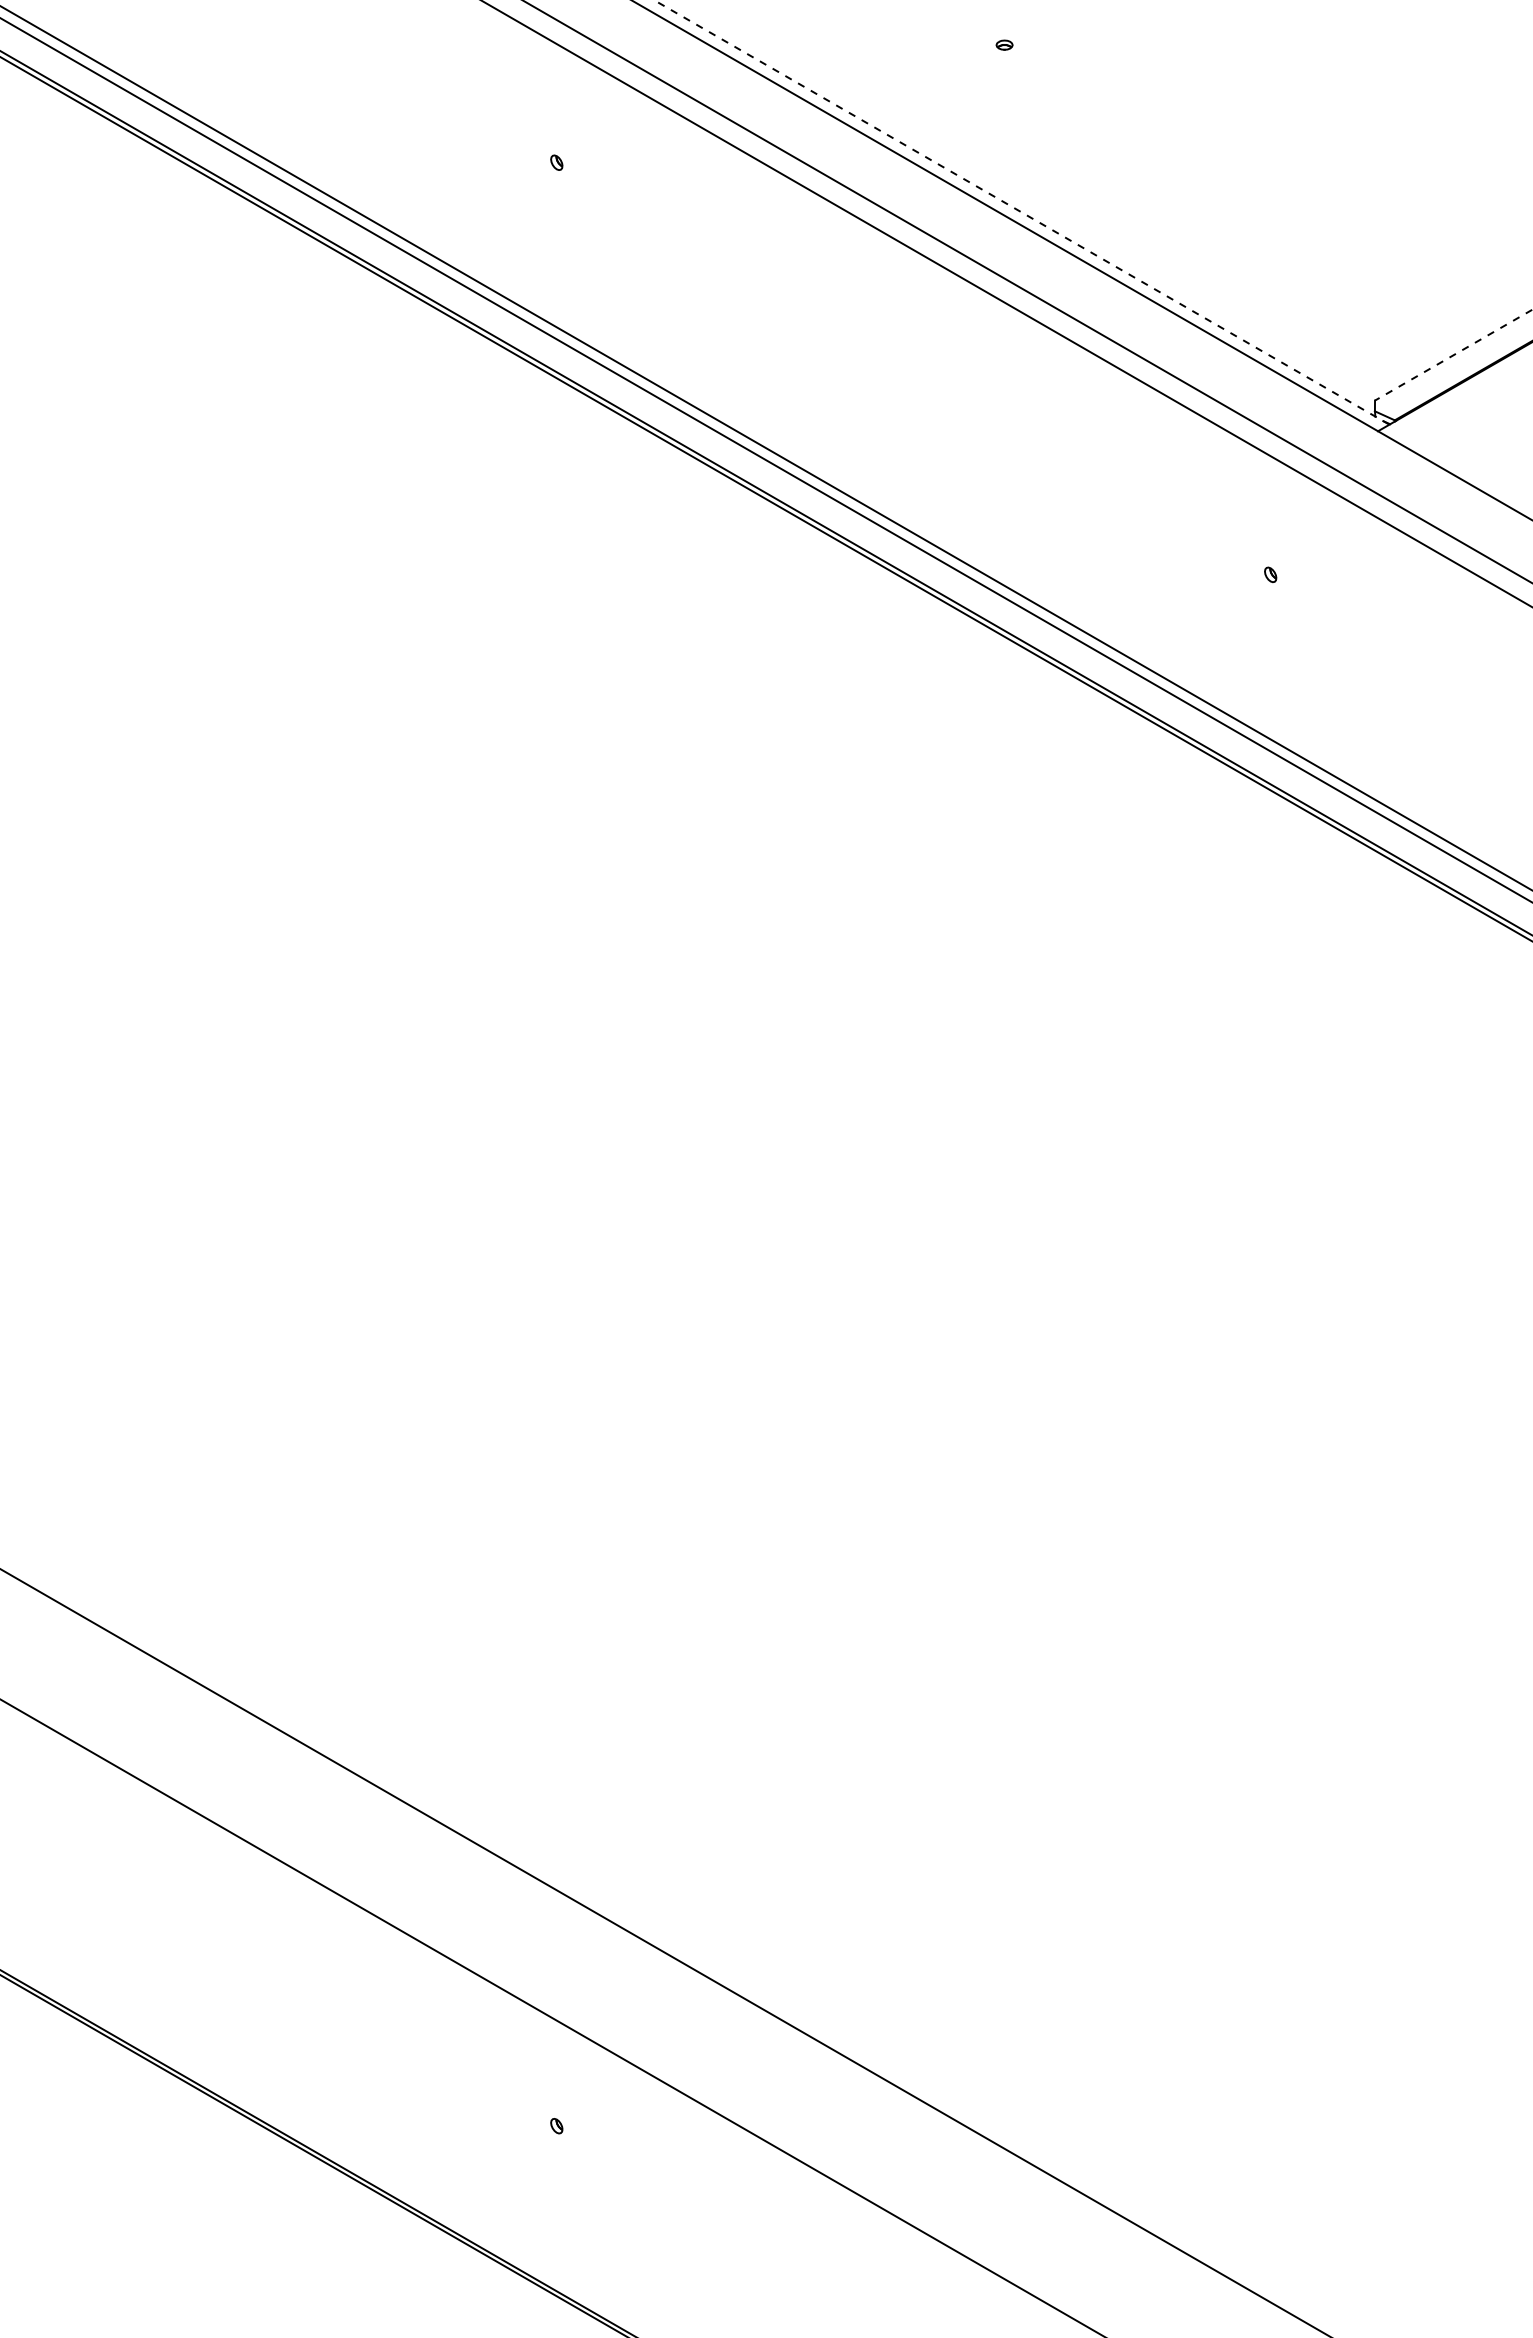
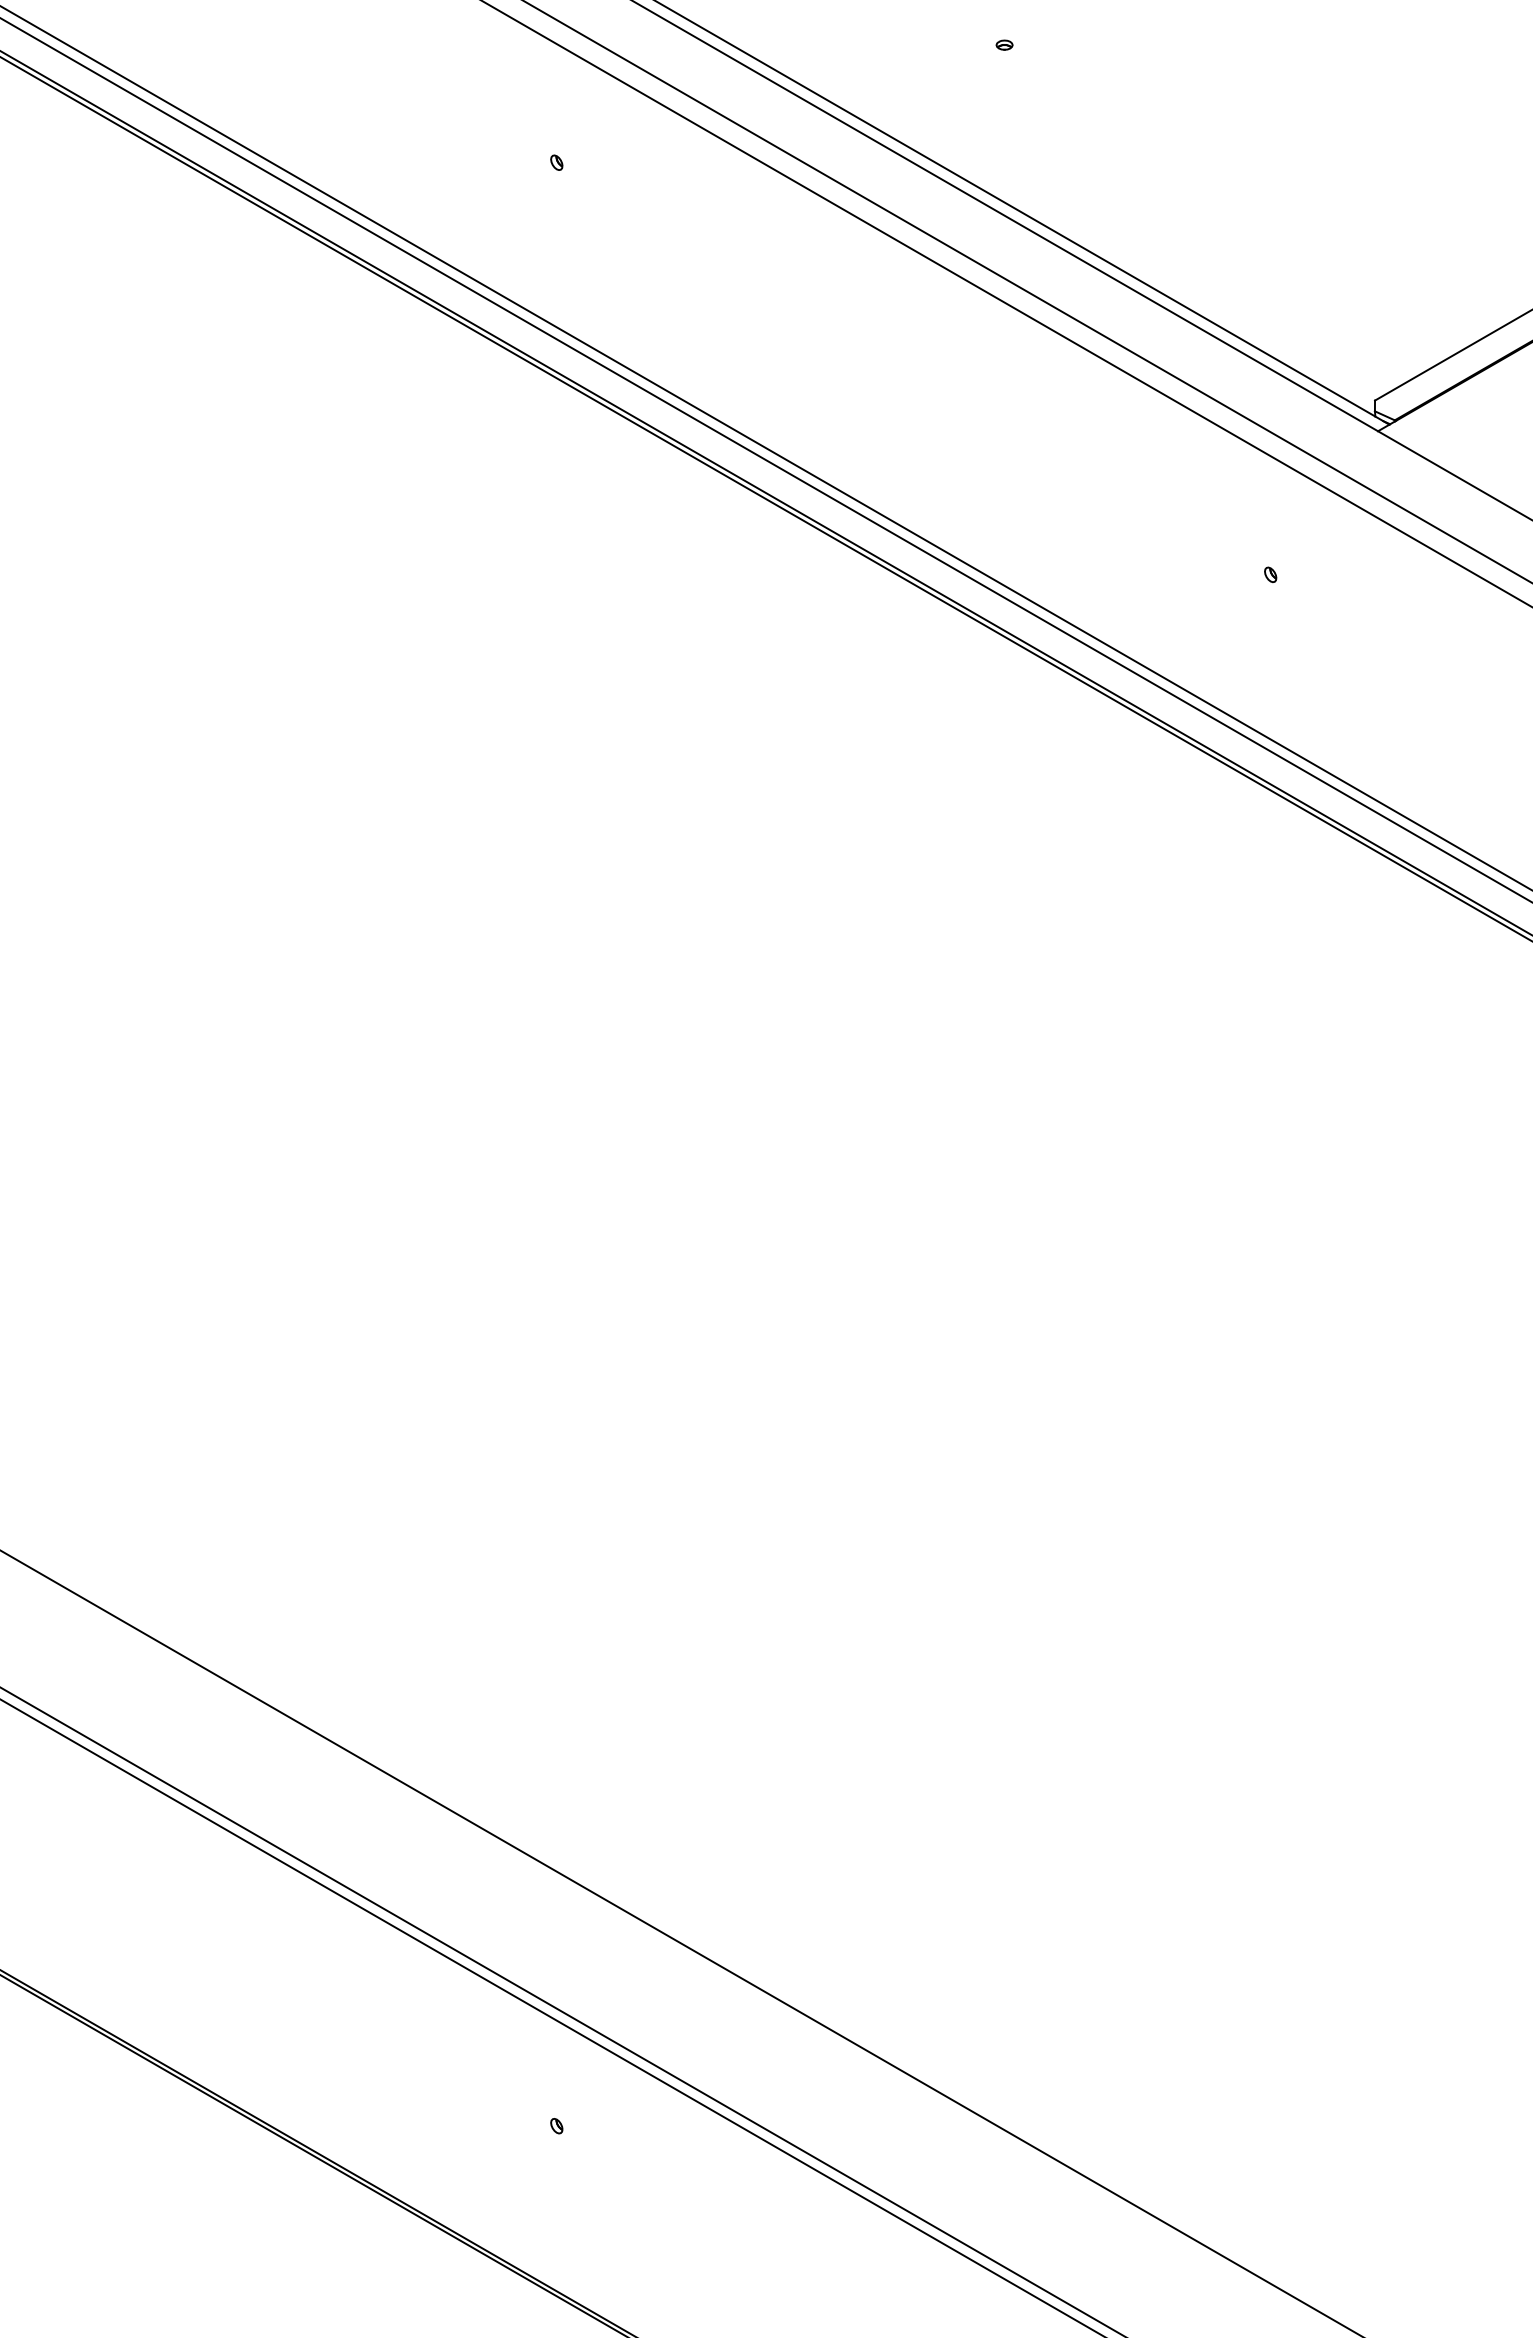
line: dashed -> solid (1021, 212)
line: dashed -> solid (1453, 355)
line position: (664, 1952) -> (680, 1942) (680, 1942)
line: none -> present (561, 2011)
